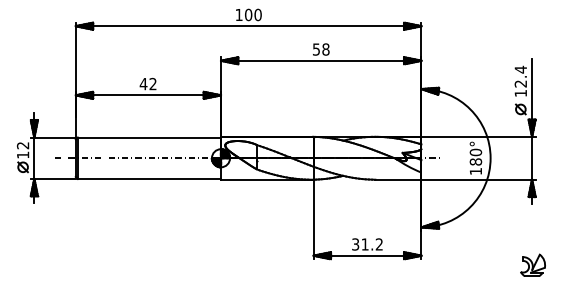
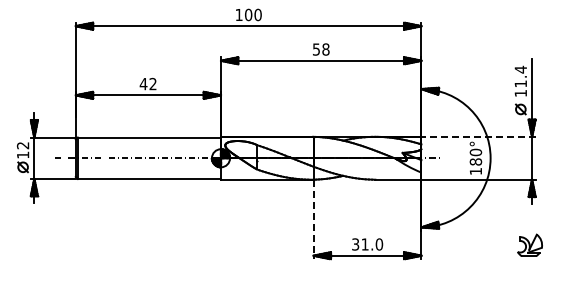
text: 12.4 -> 11.4 (520, 83)
line: solid -> dashed (478, 136)
line: solid -> dashed (313, 219)
text: 31.2 -> 31.0 (379, 244)
part position: (532, 264) -> (529, 244) (529, 244)
